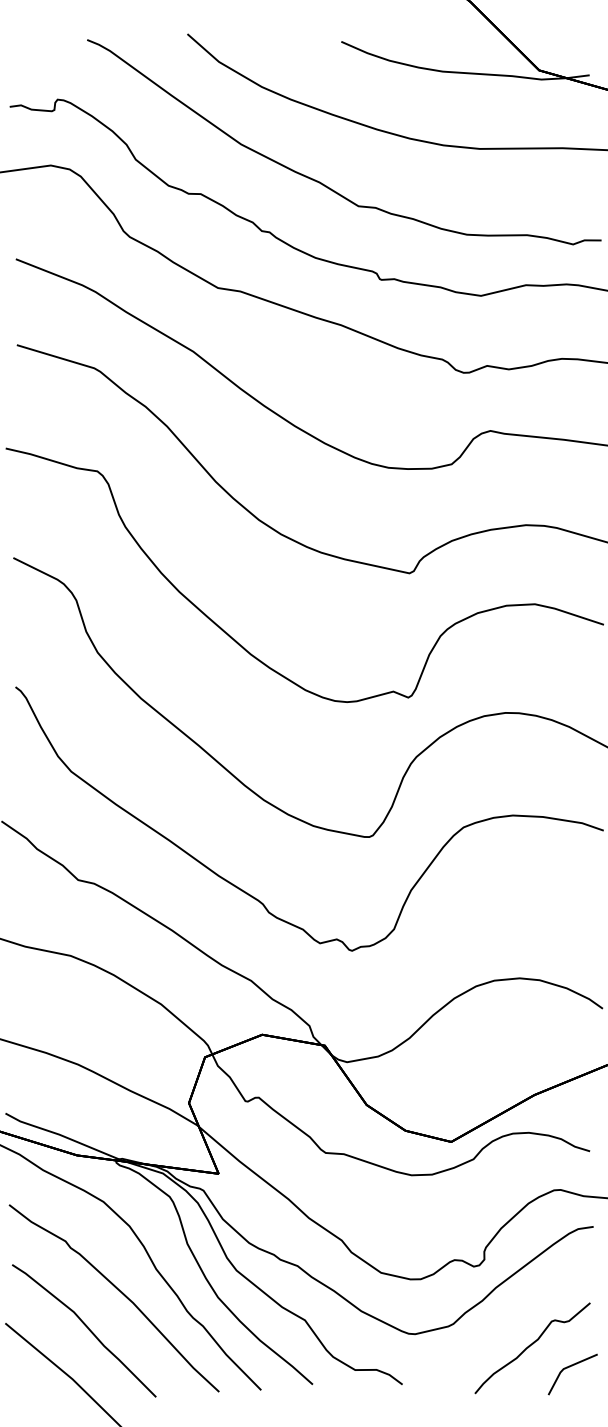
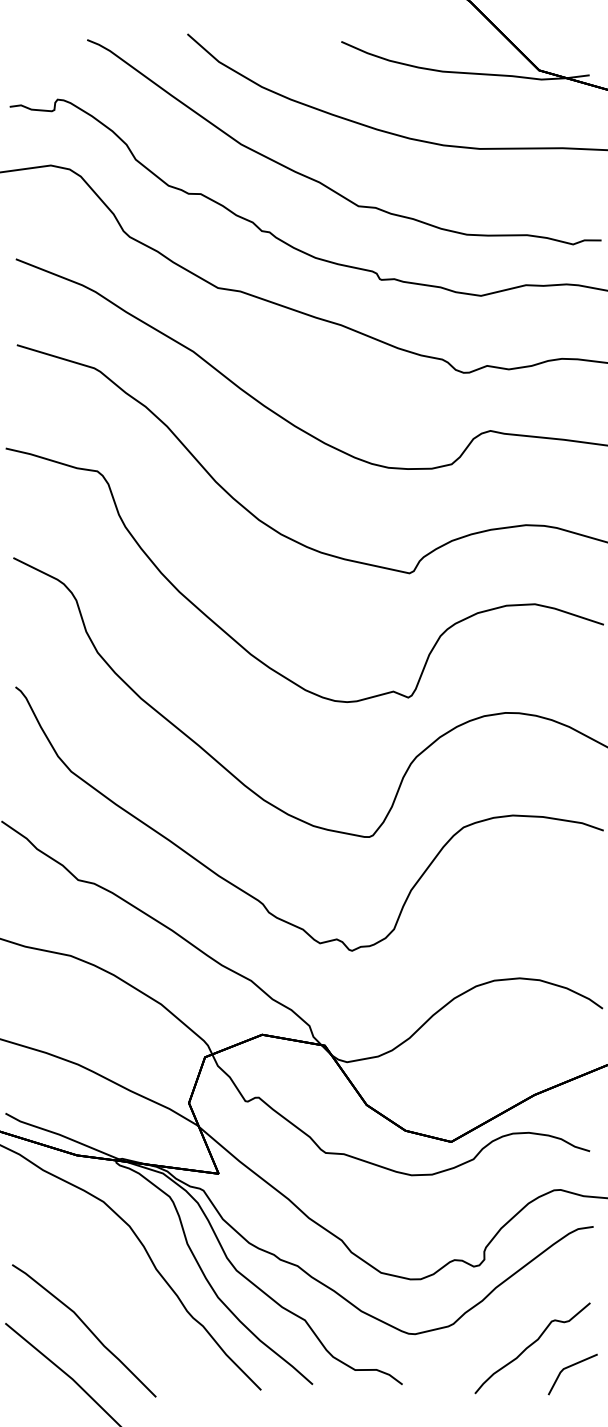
curve: present -> none (119, 1291)
